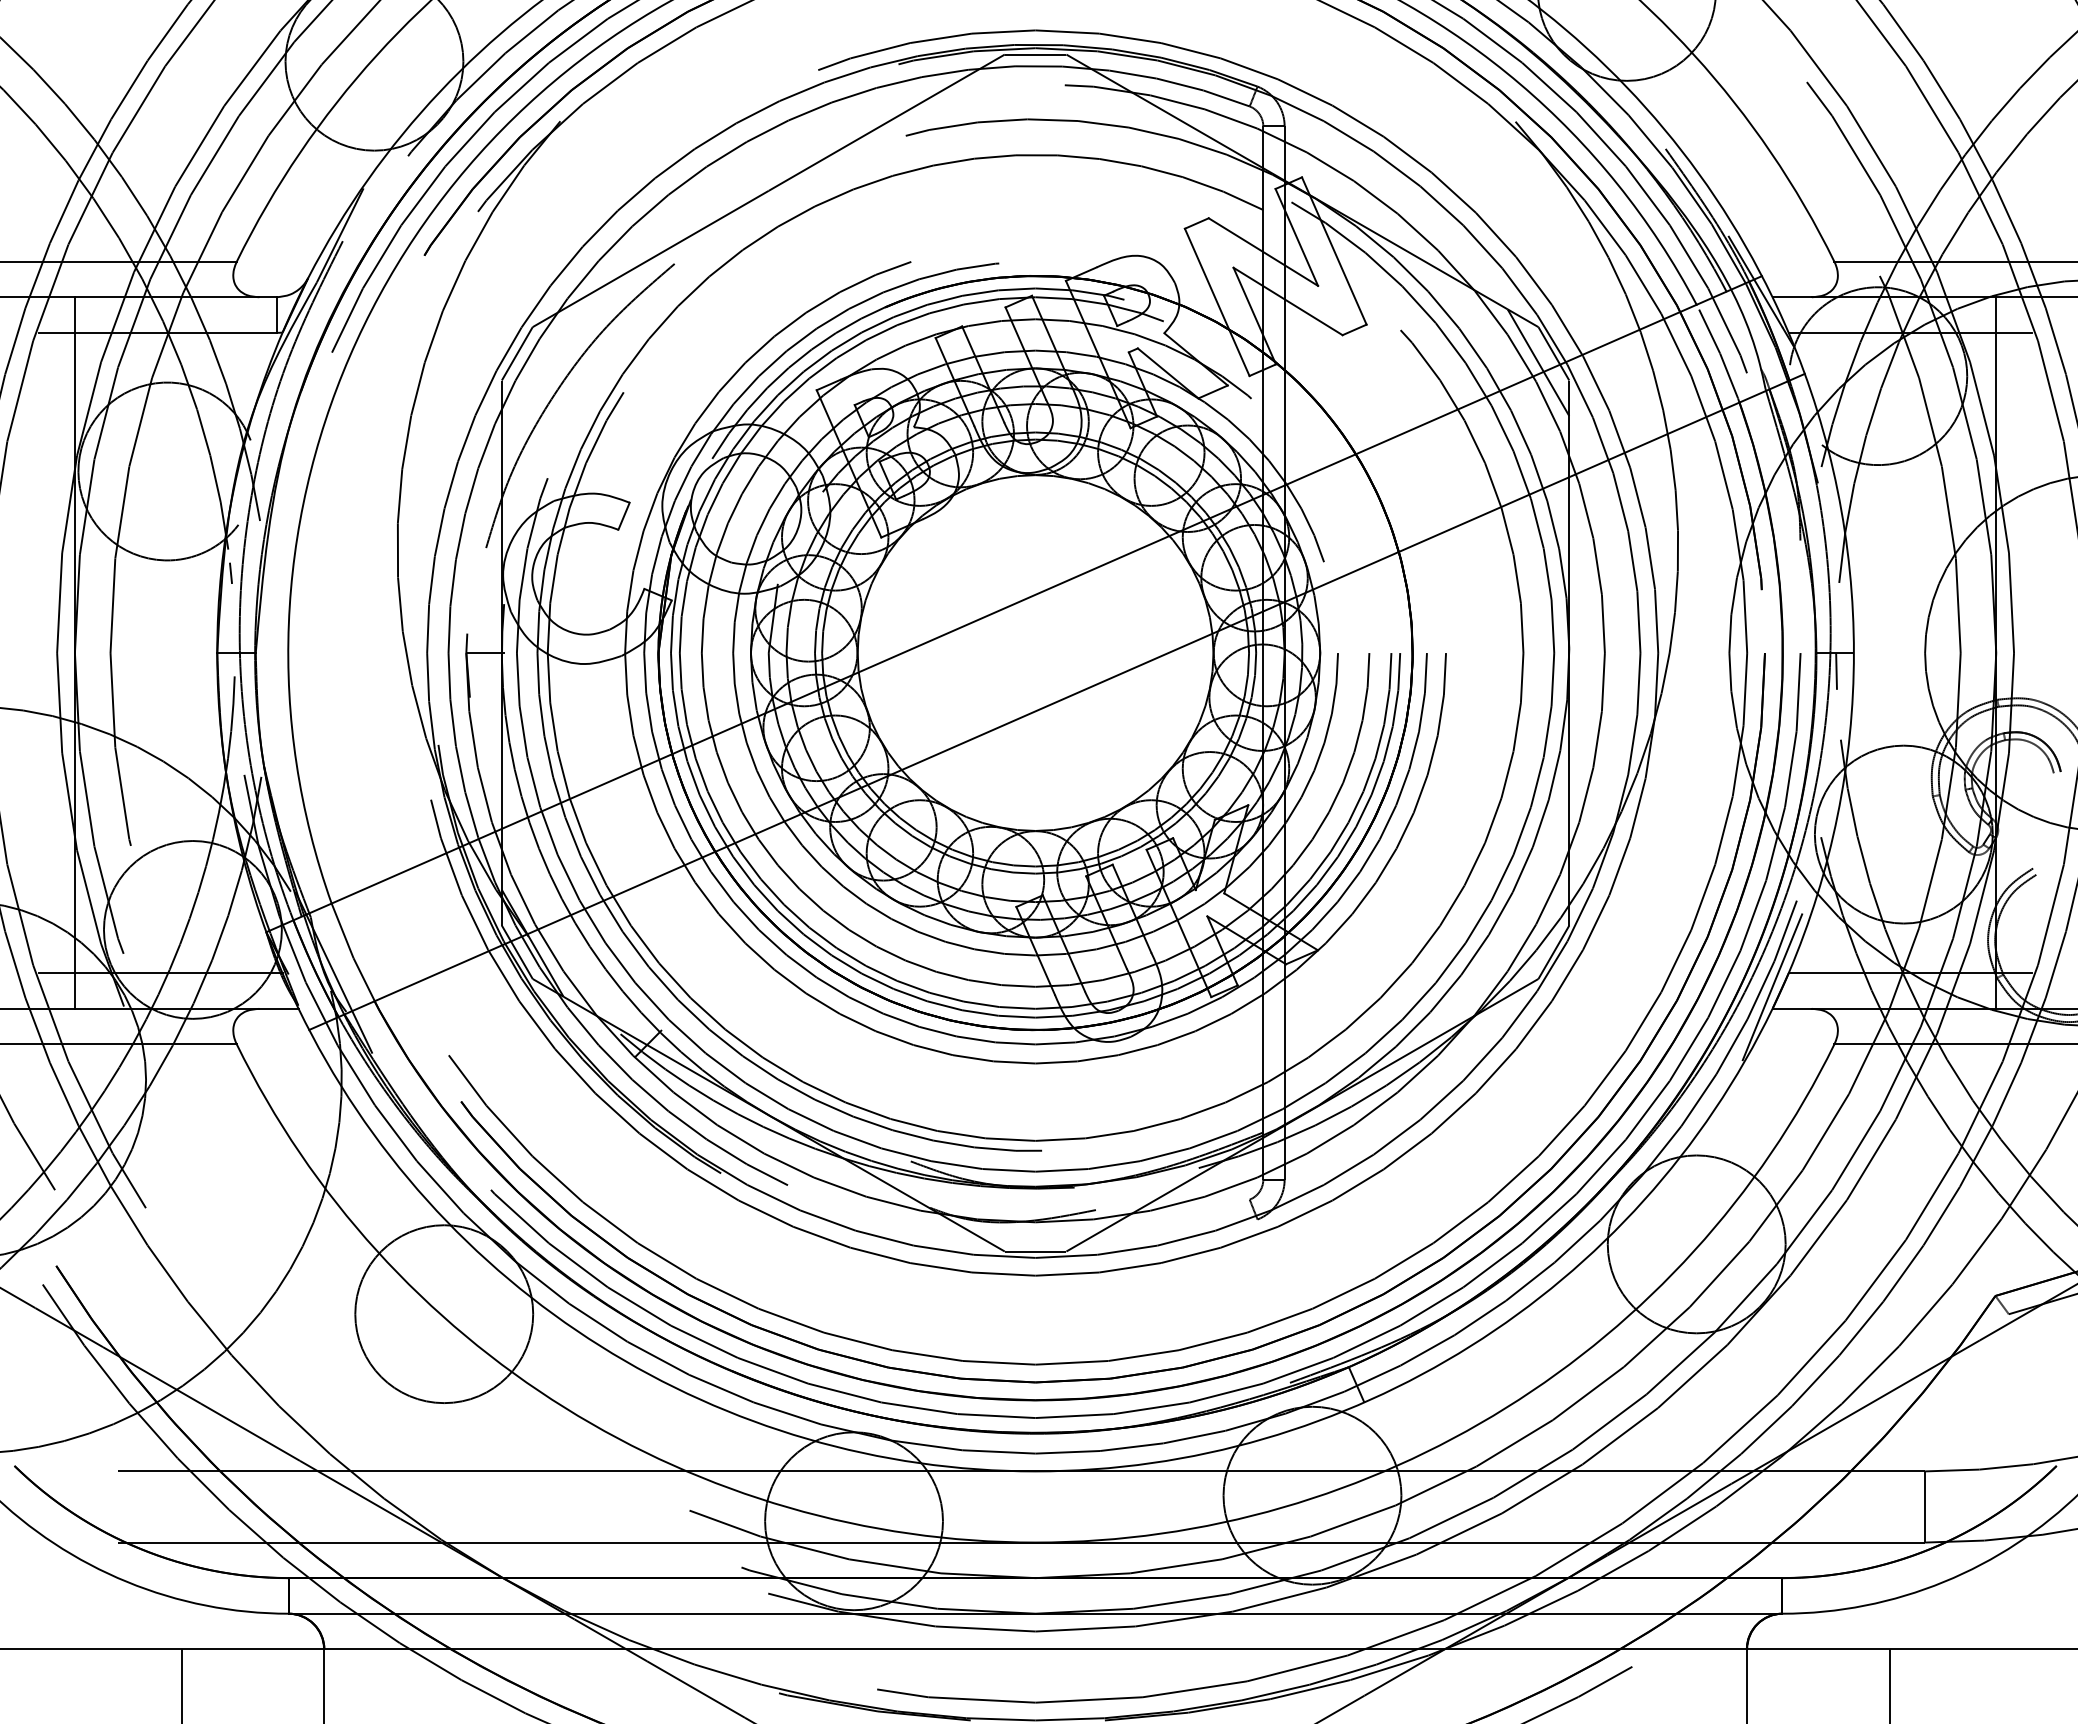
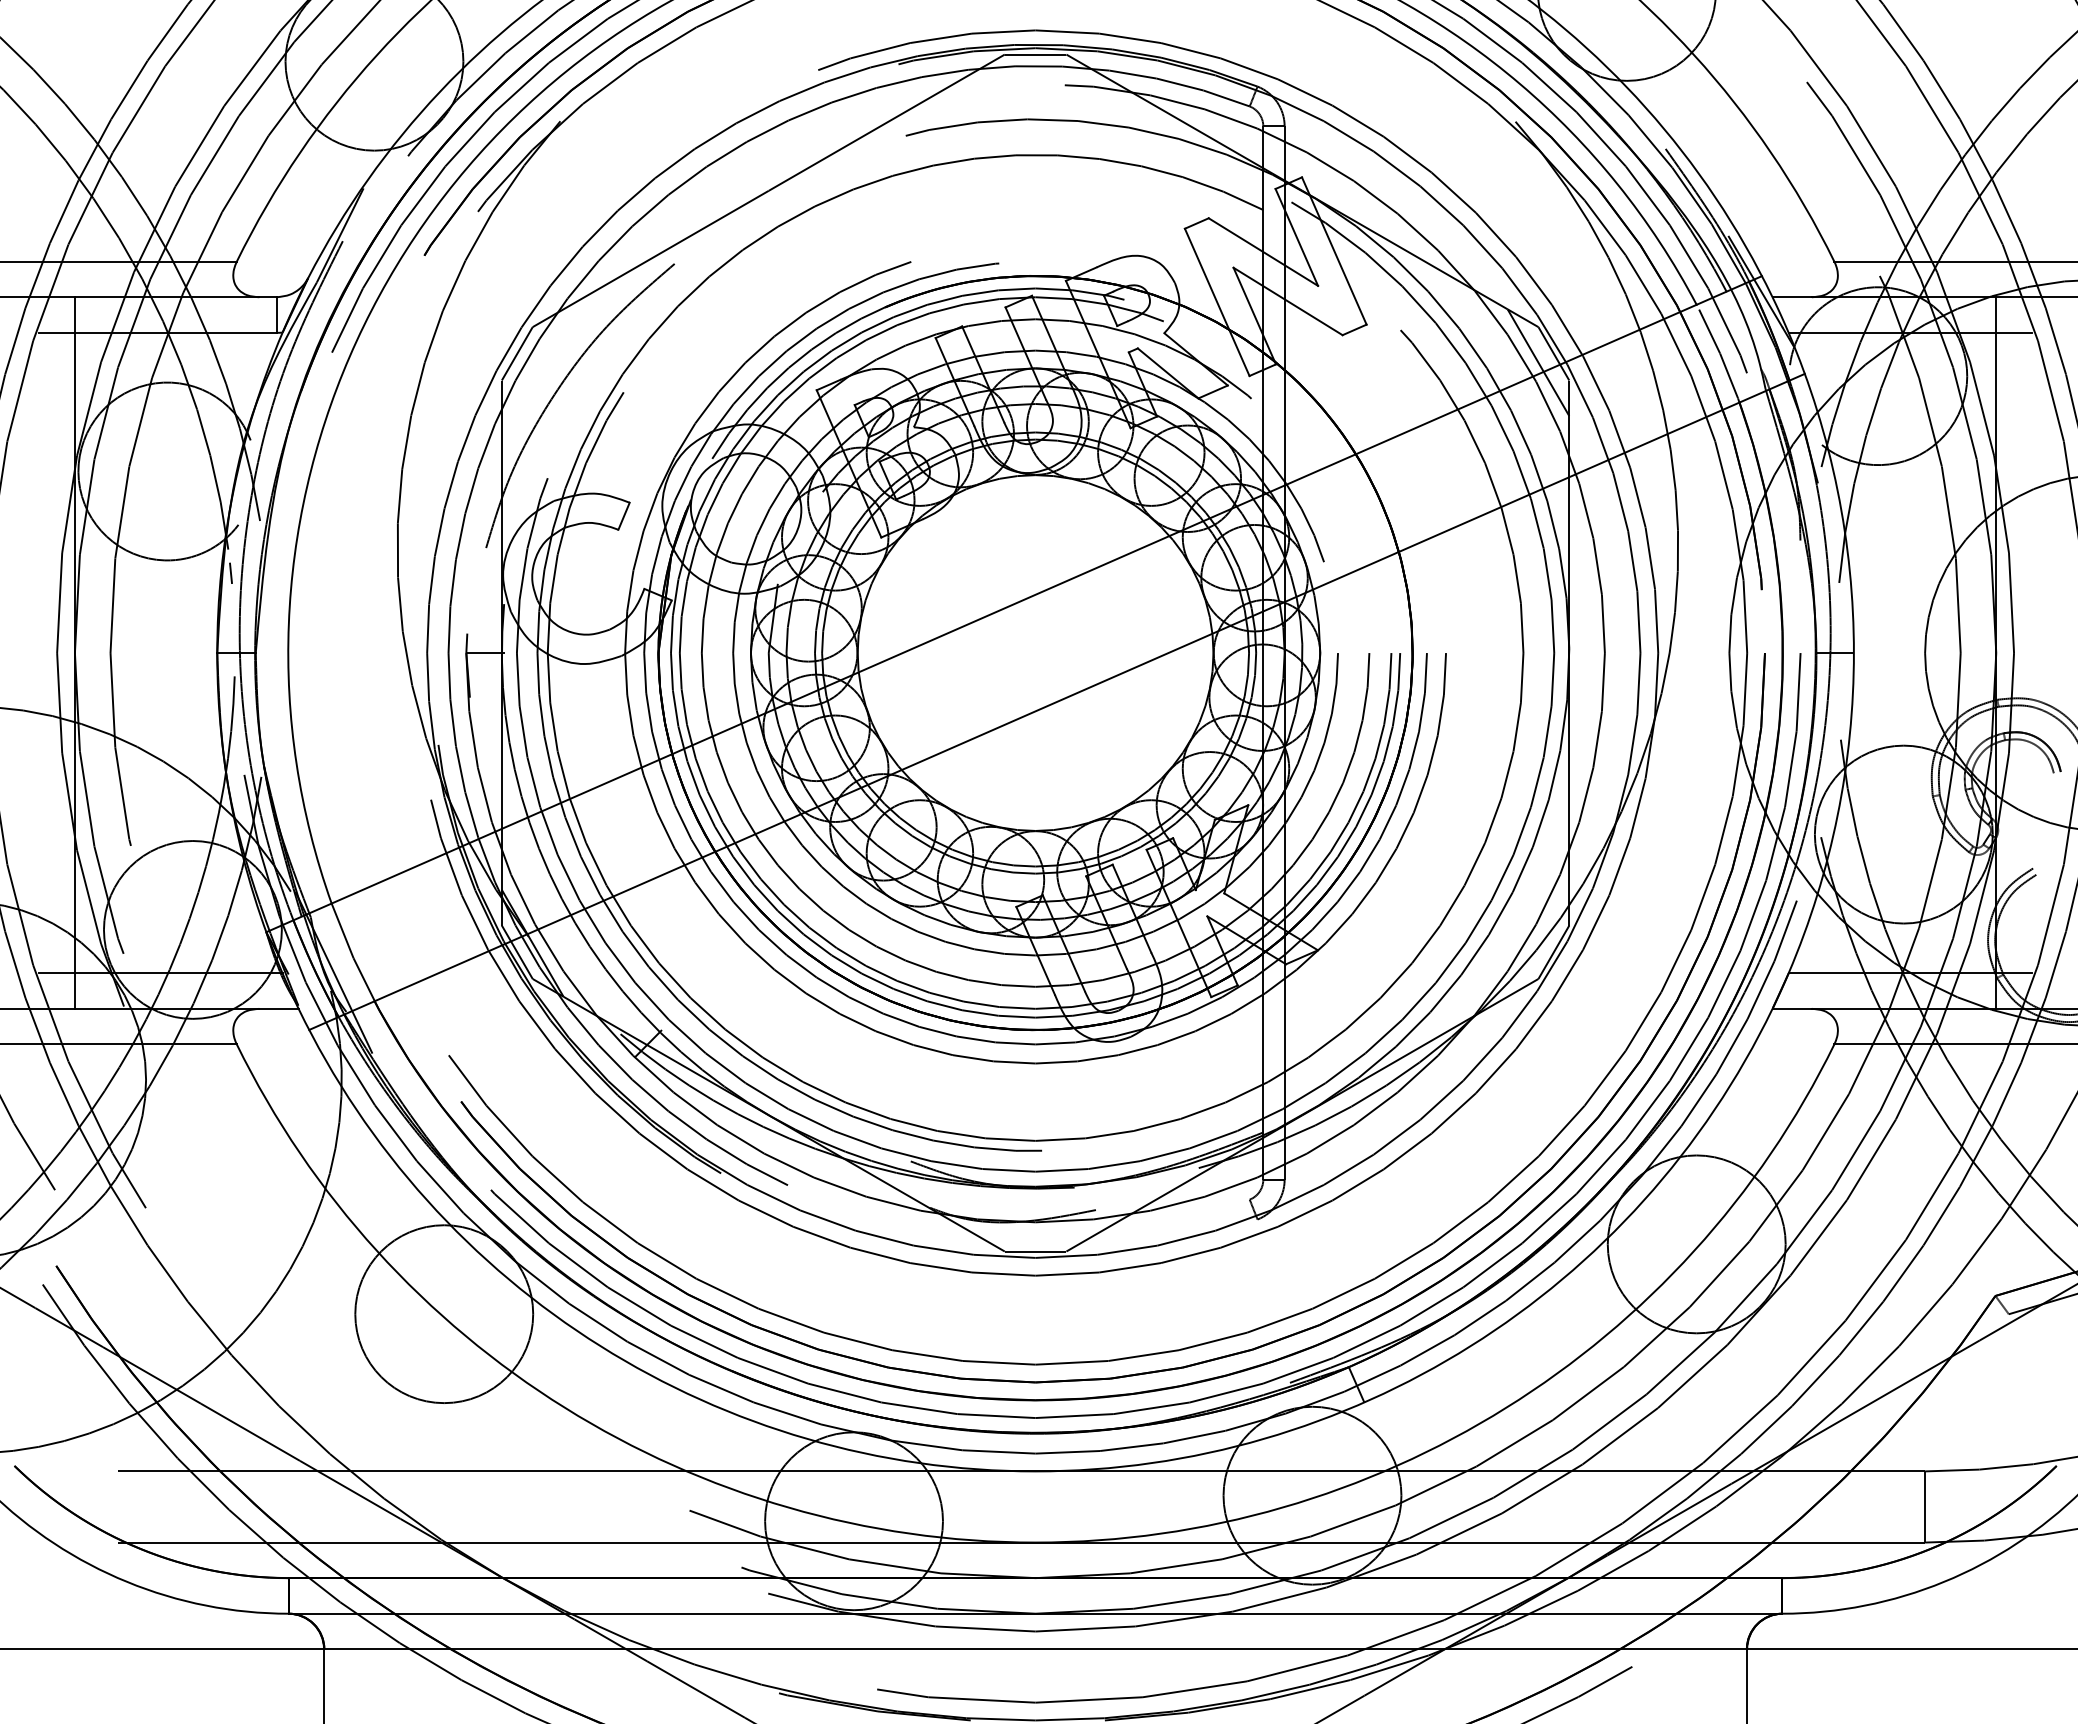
line: present -> none (1836, 670)
line: present -> none (1772, 987)
line: present -> none (181, 1684)
line: present -> none (1889, 1684)
